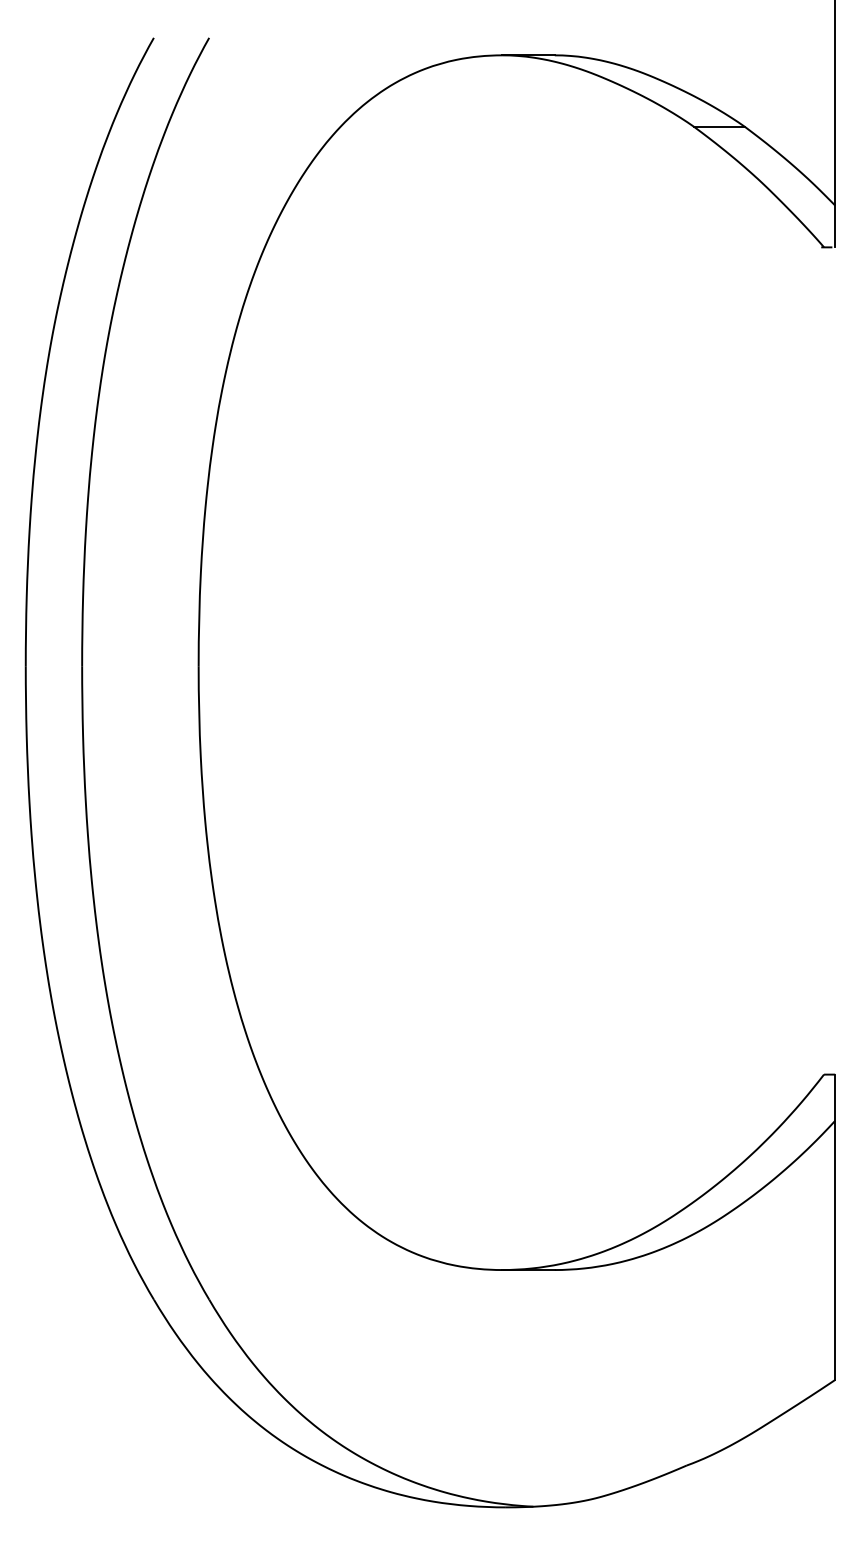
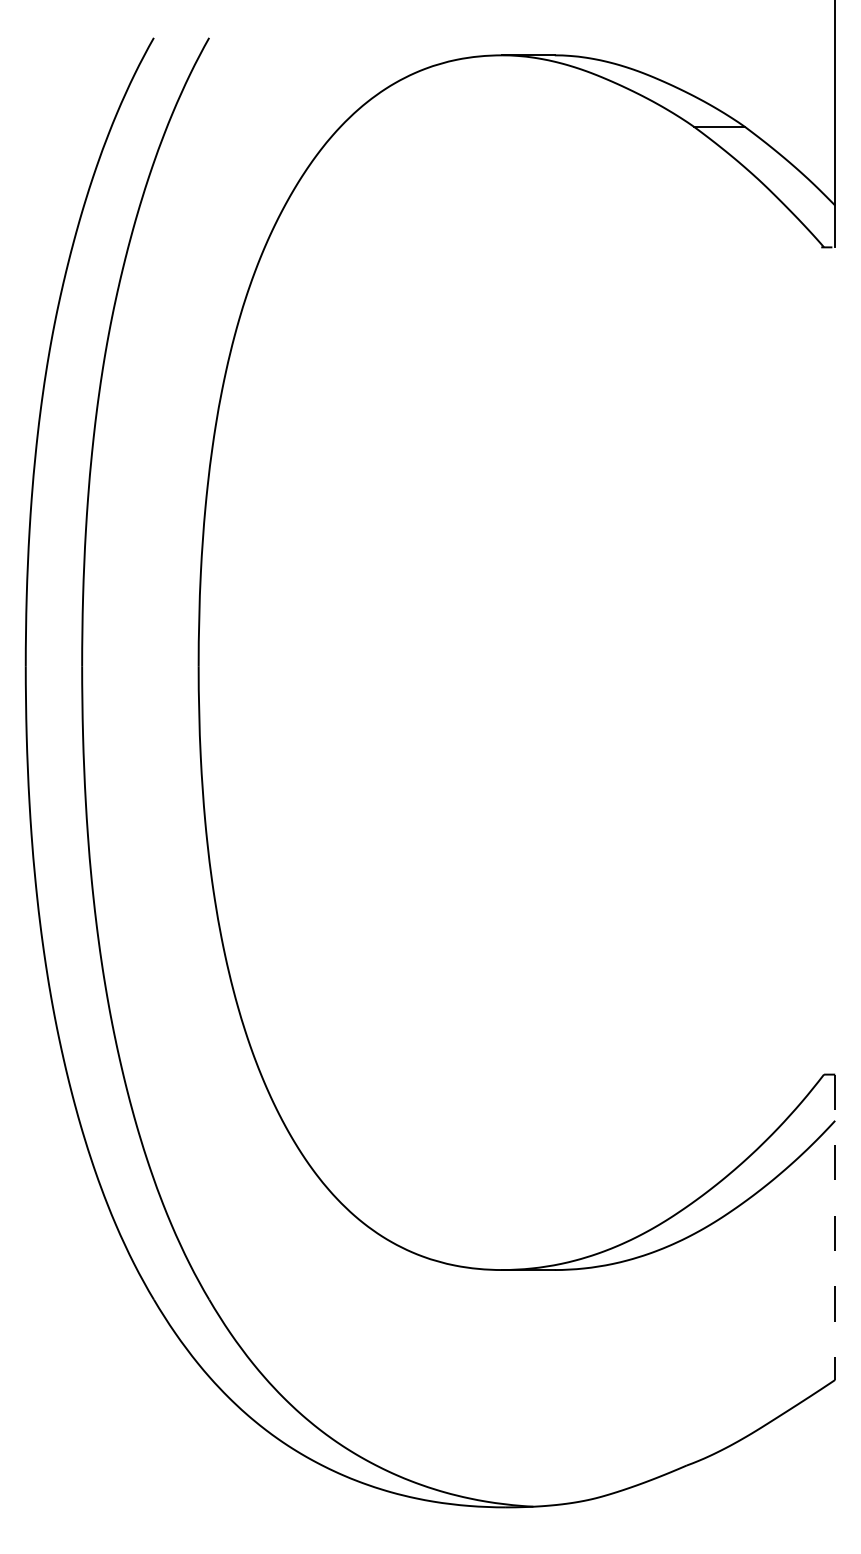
line: solid -> dashed (835, 1227)
